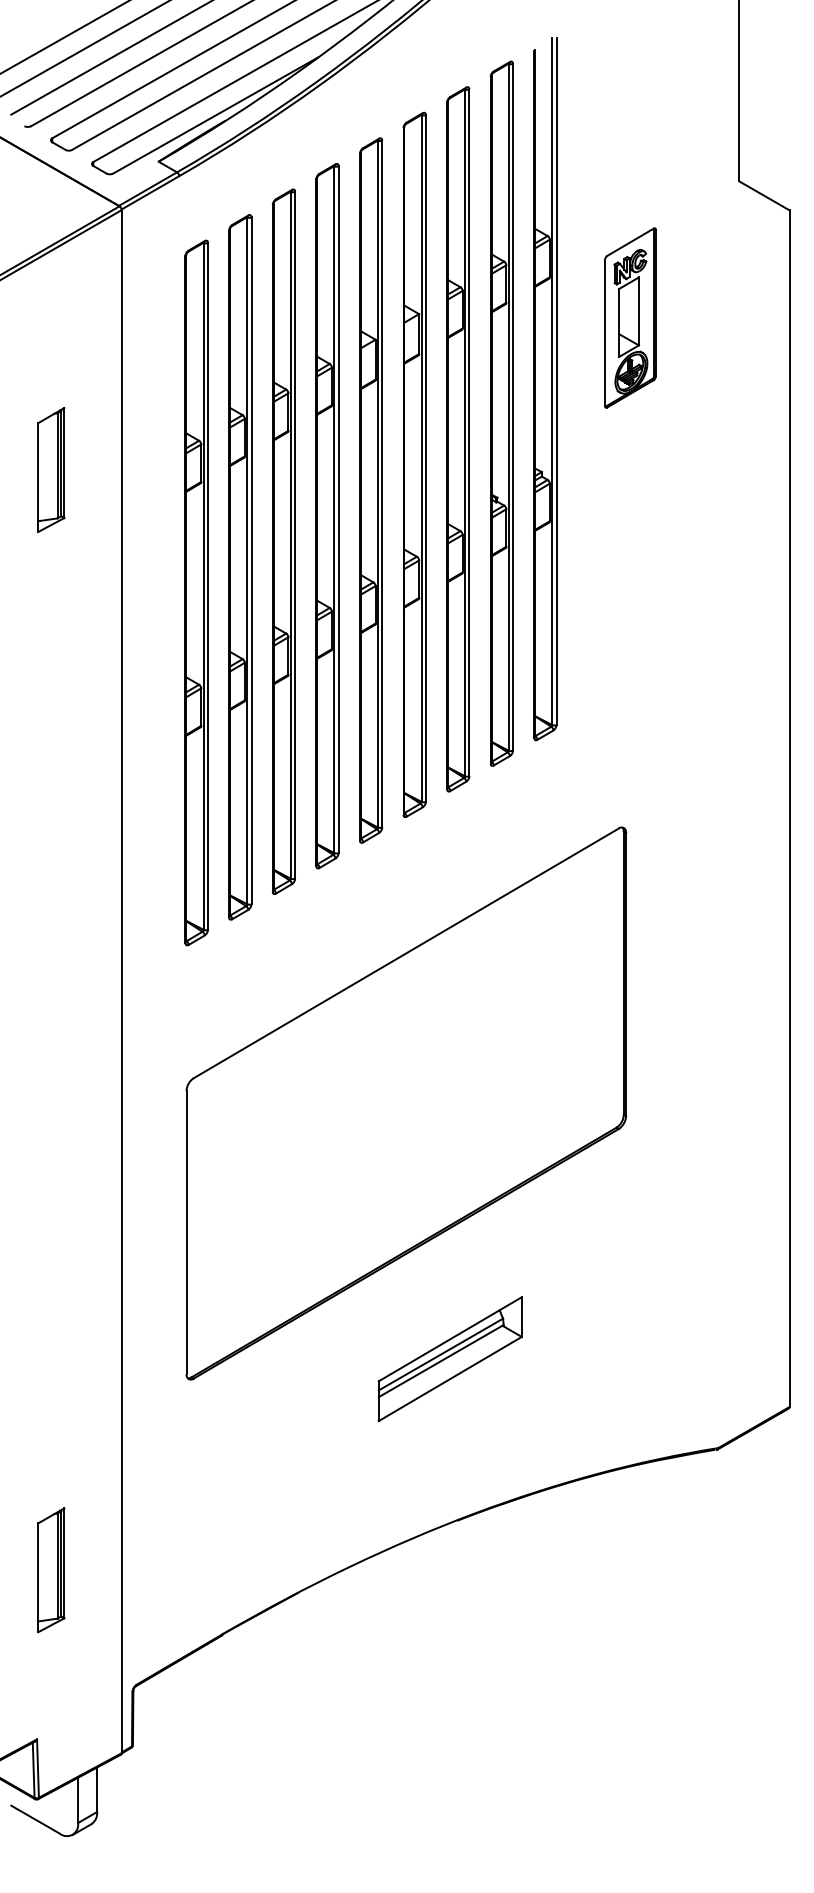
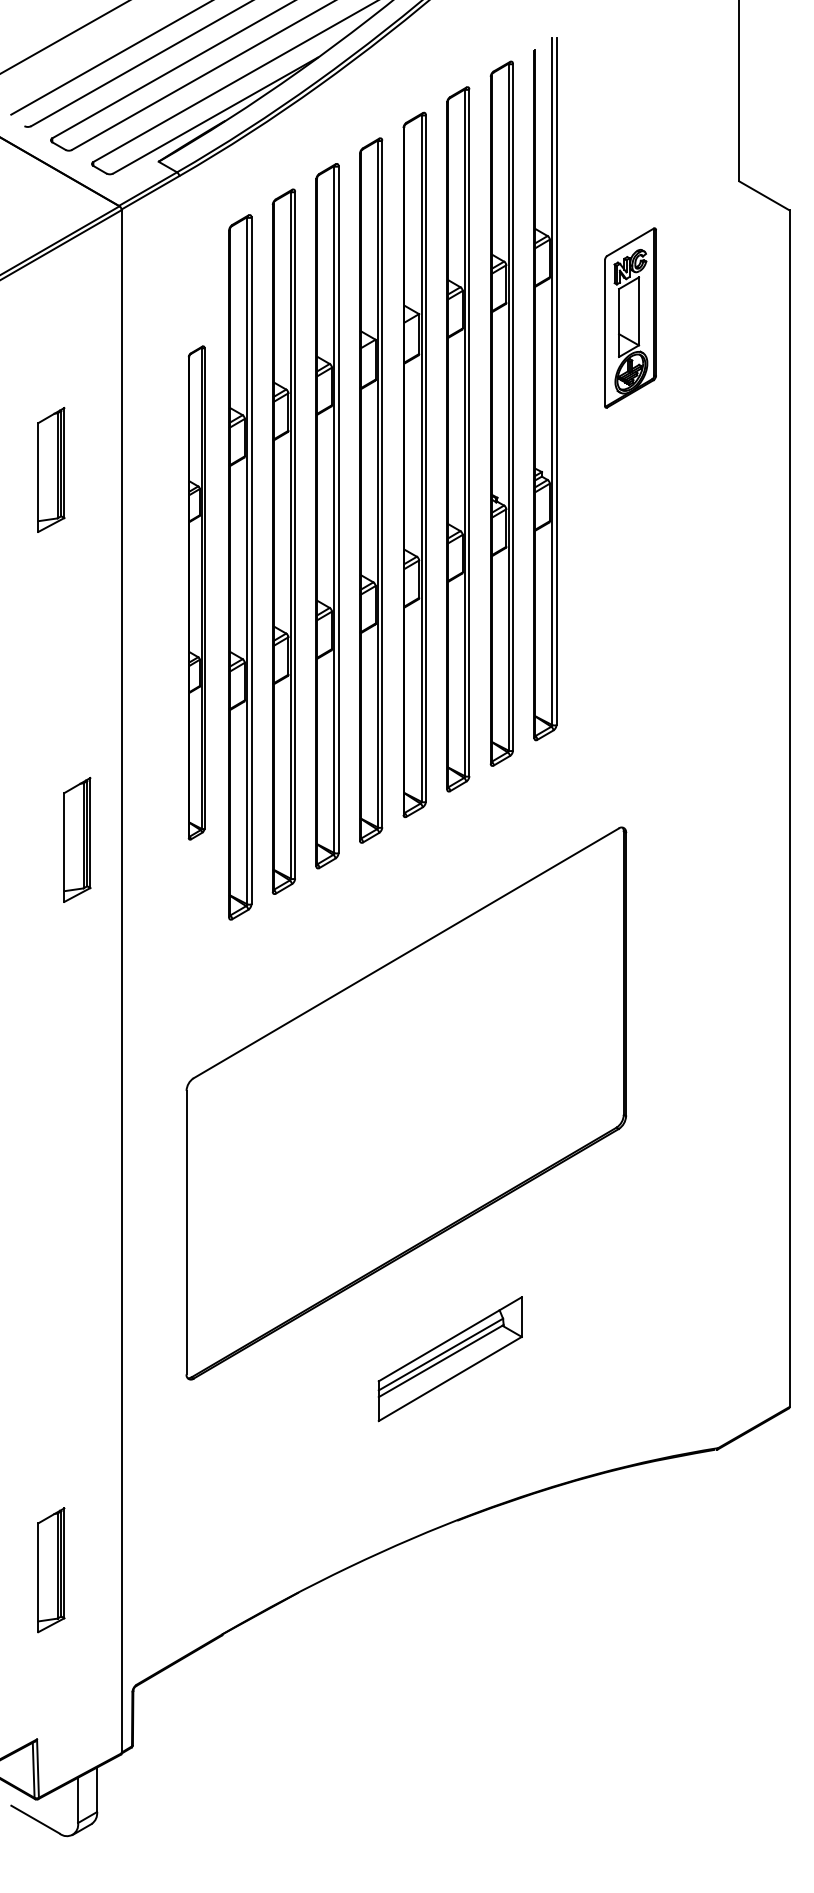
line: present -> none (84, 48)
part size: 25x708 px -> 19x496 px (196, 592)
part: none -> present (77, 839)
